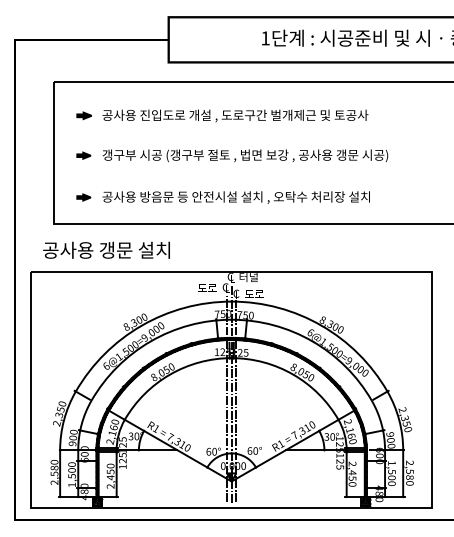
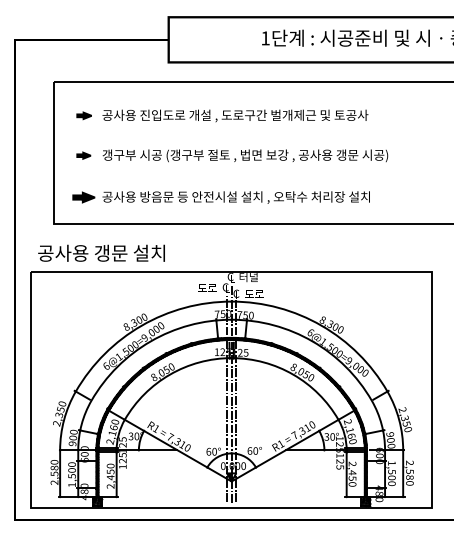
part size: 16x9 px -> 24x13 px (83, 197)
text position: (106, 249) -> (101, 252) (101, 252)
